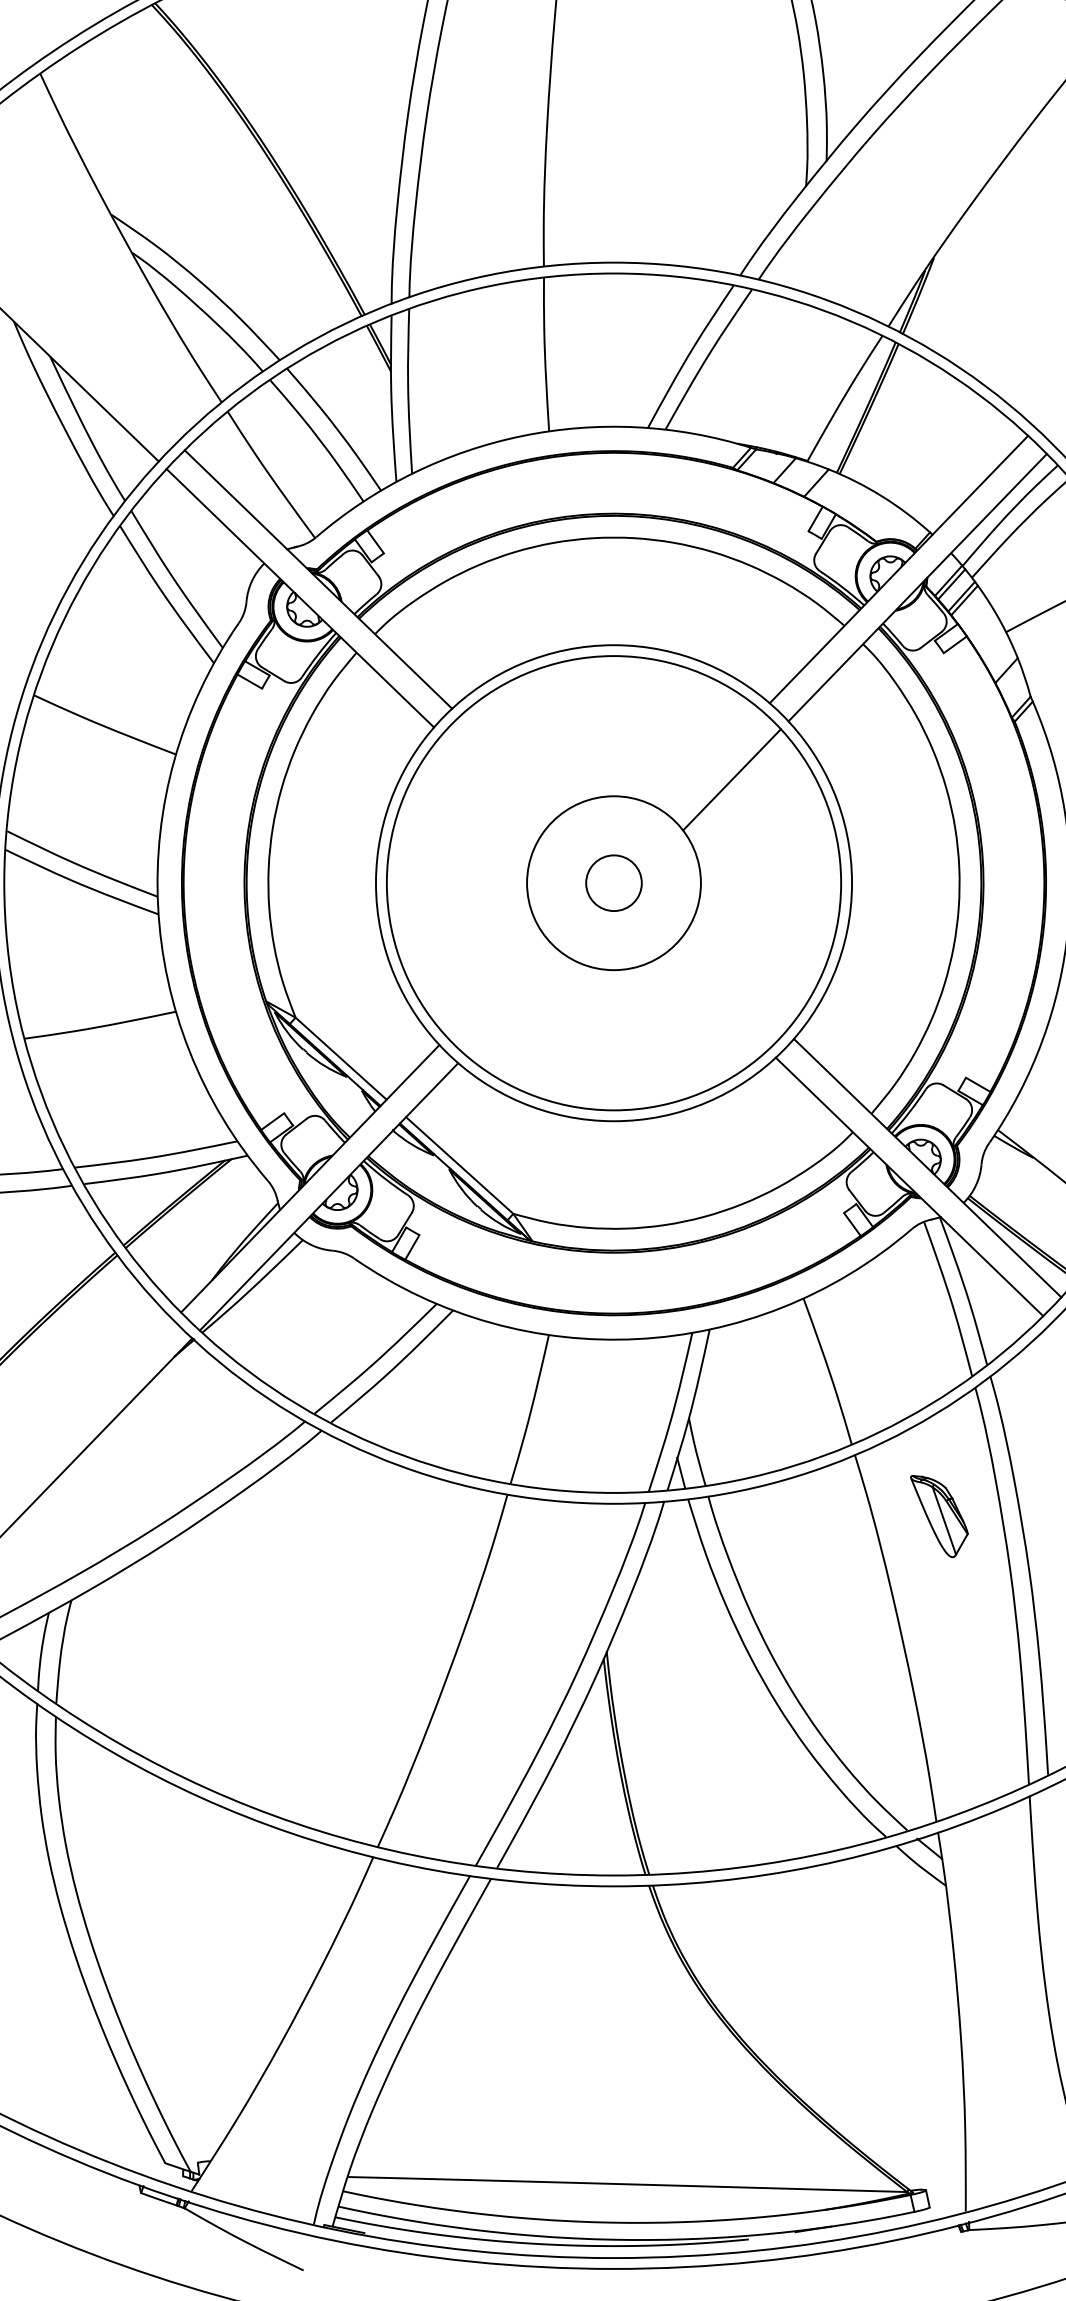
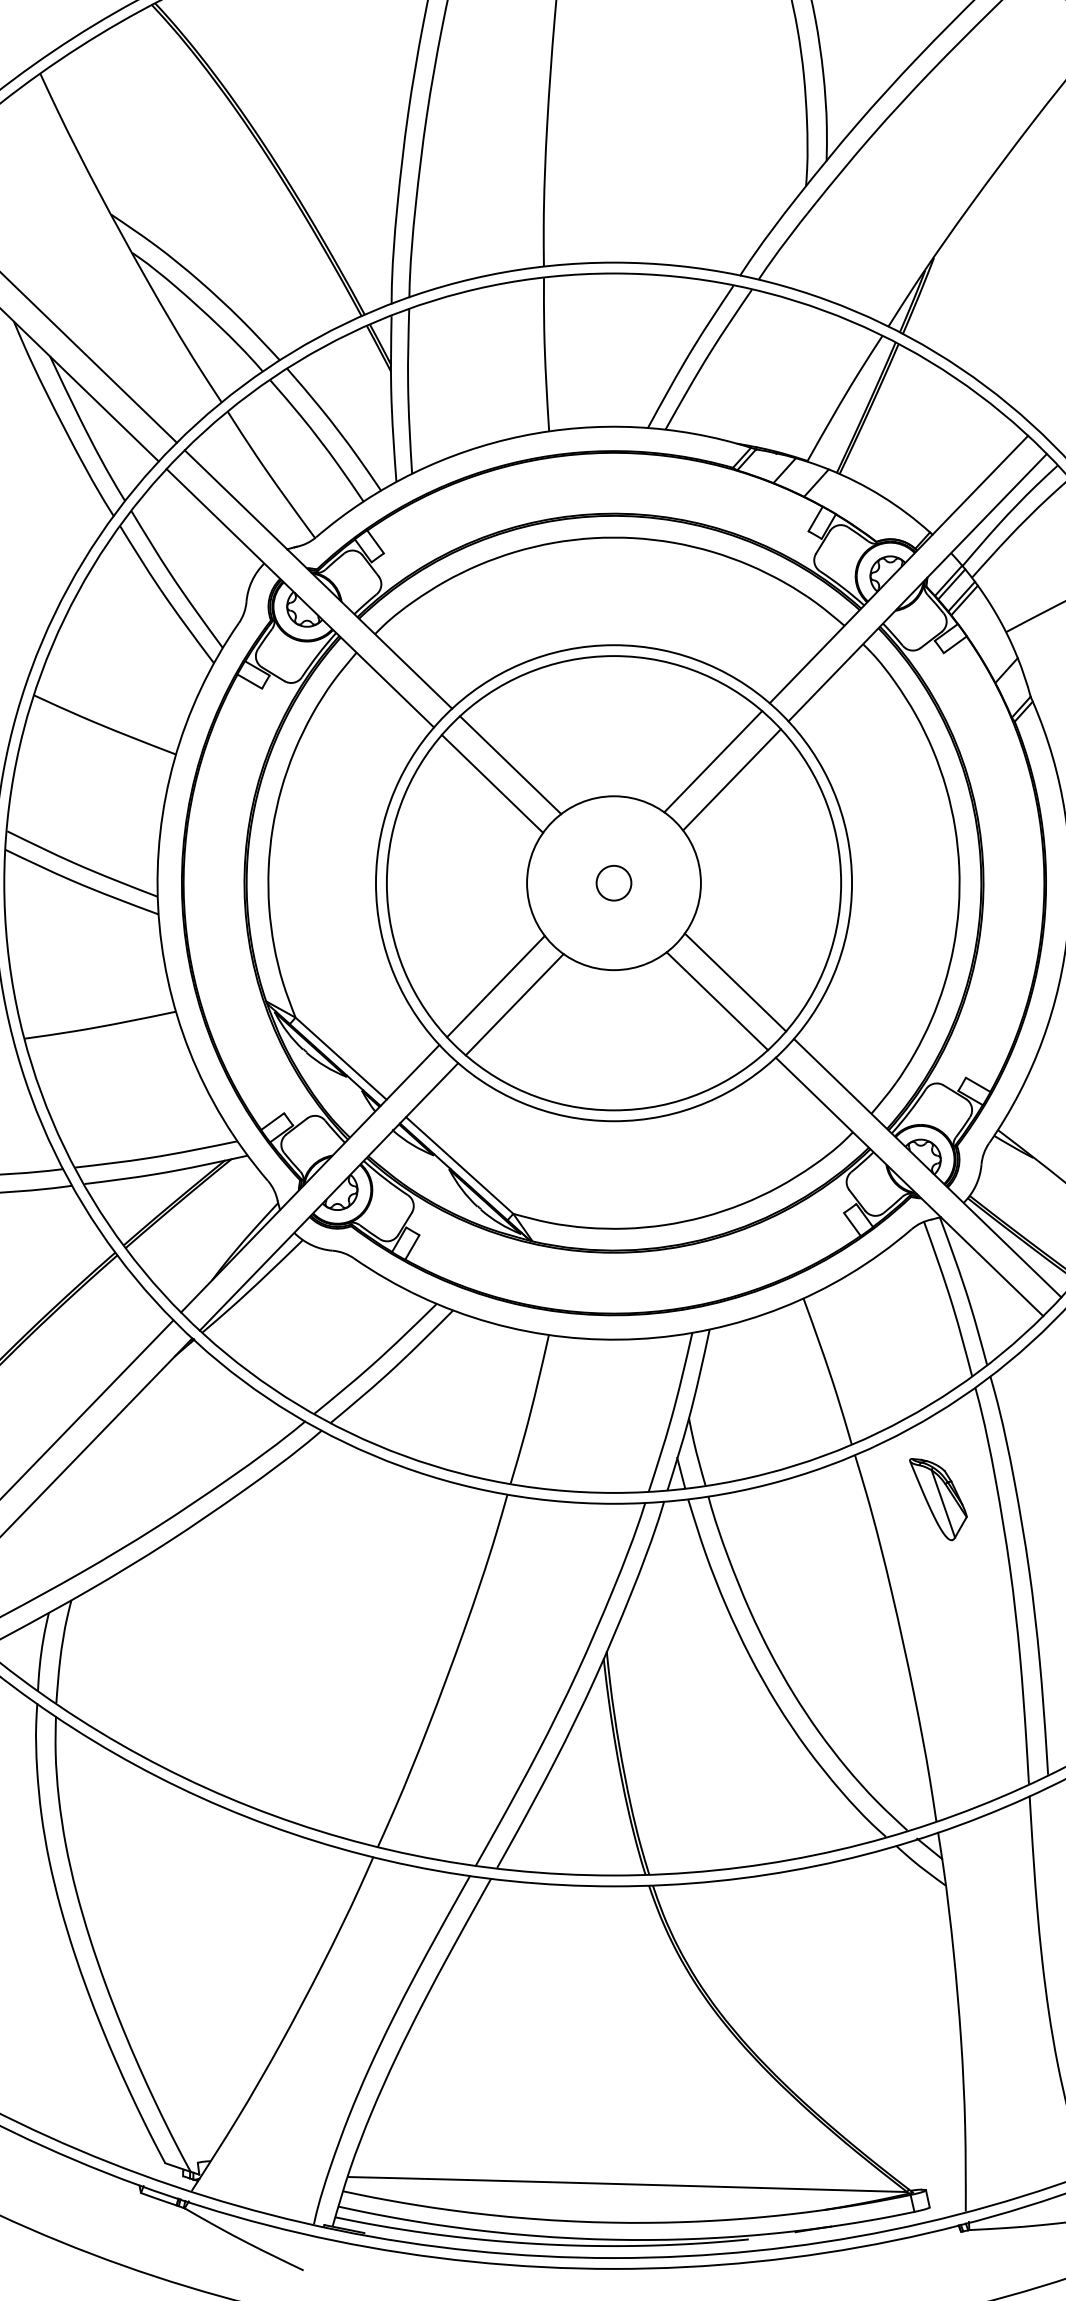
line: none -> present (89, 358)
line: none -> present (713, 761)
line: none -> present (510, 765)
line: none -> present (492, 783)
circle diameter: 56 px -> 35 px (613, 882)
line: none -> present (735, 982)
line: none -> present (495, 986)
line: none -> present (717, 1001)
line: none -> present (514, 1004)
line: none -> present (87, 1408)
part position: (939, 1516) -> (938, 1499) (938, 1499)
